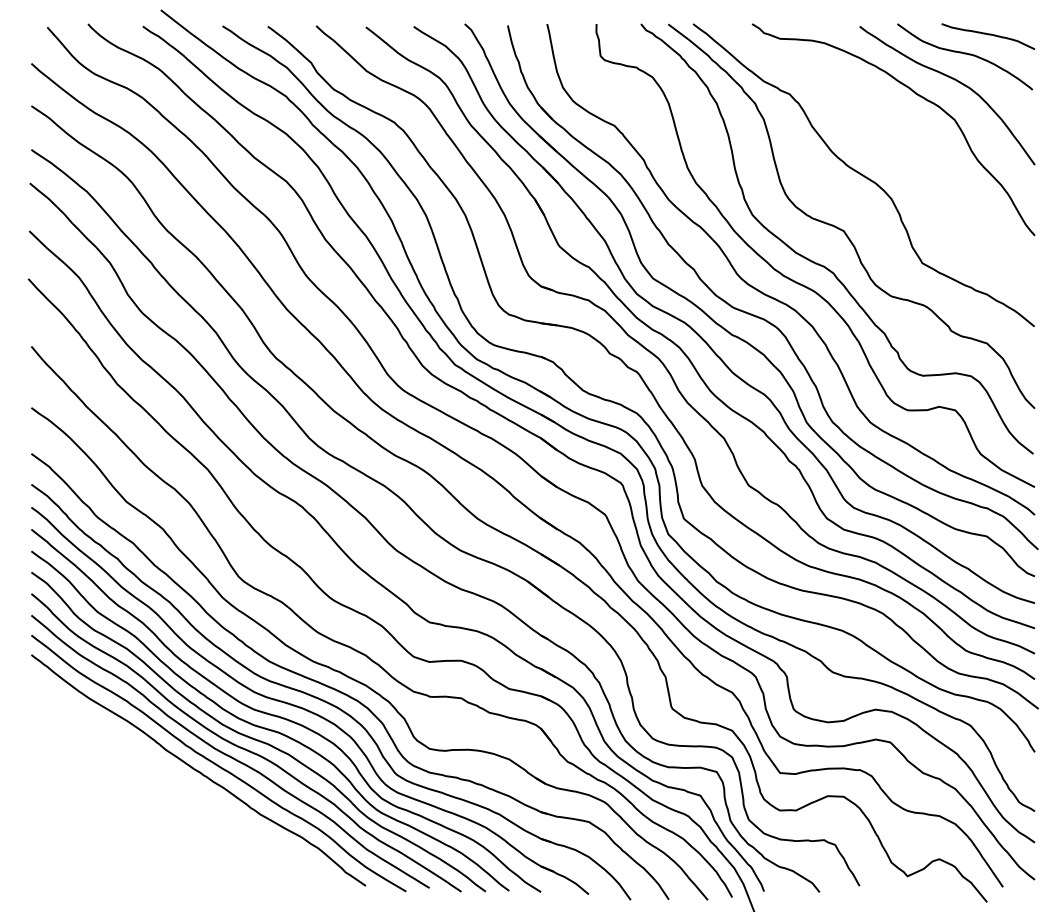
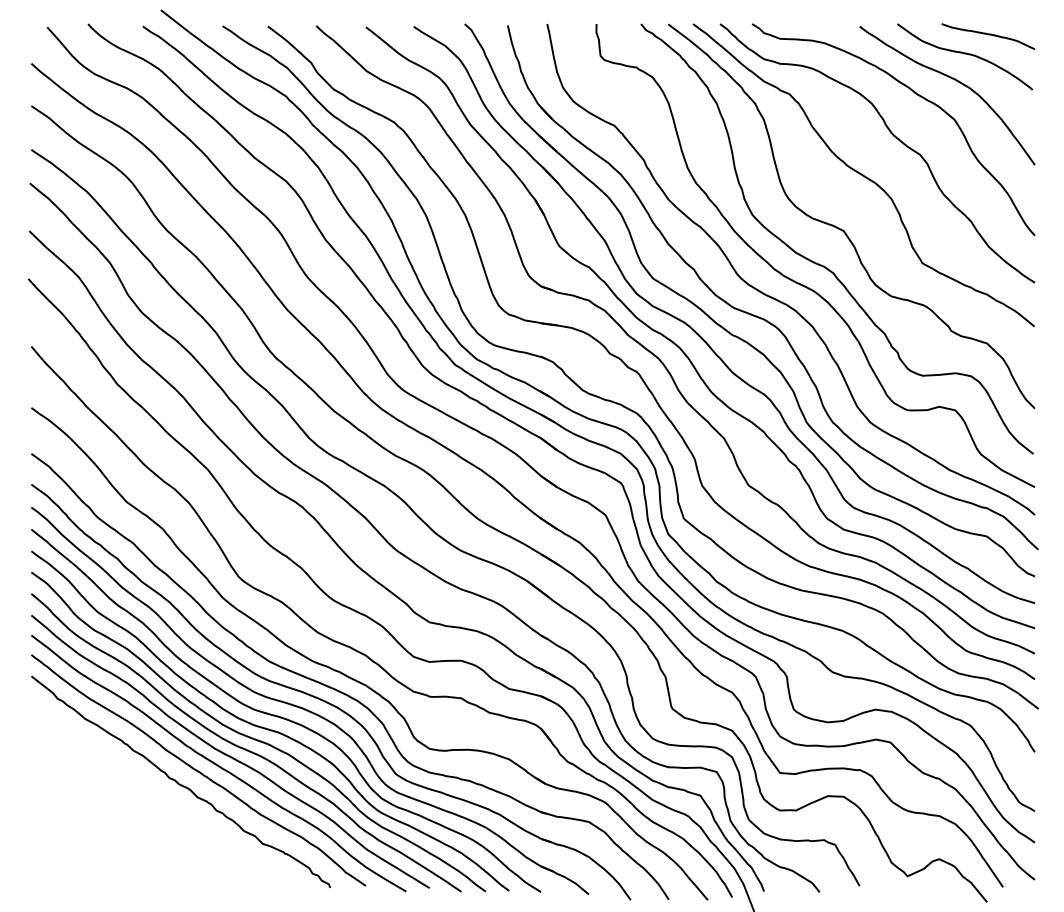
curve: none -> present (893, 136)
curve: none -> present (180, 783)
